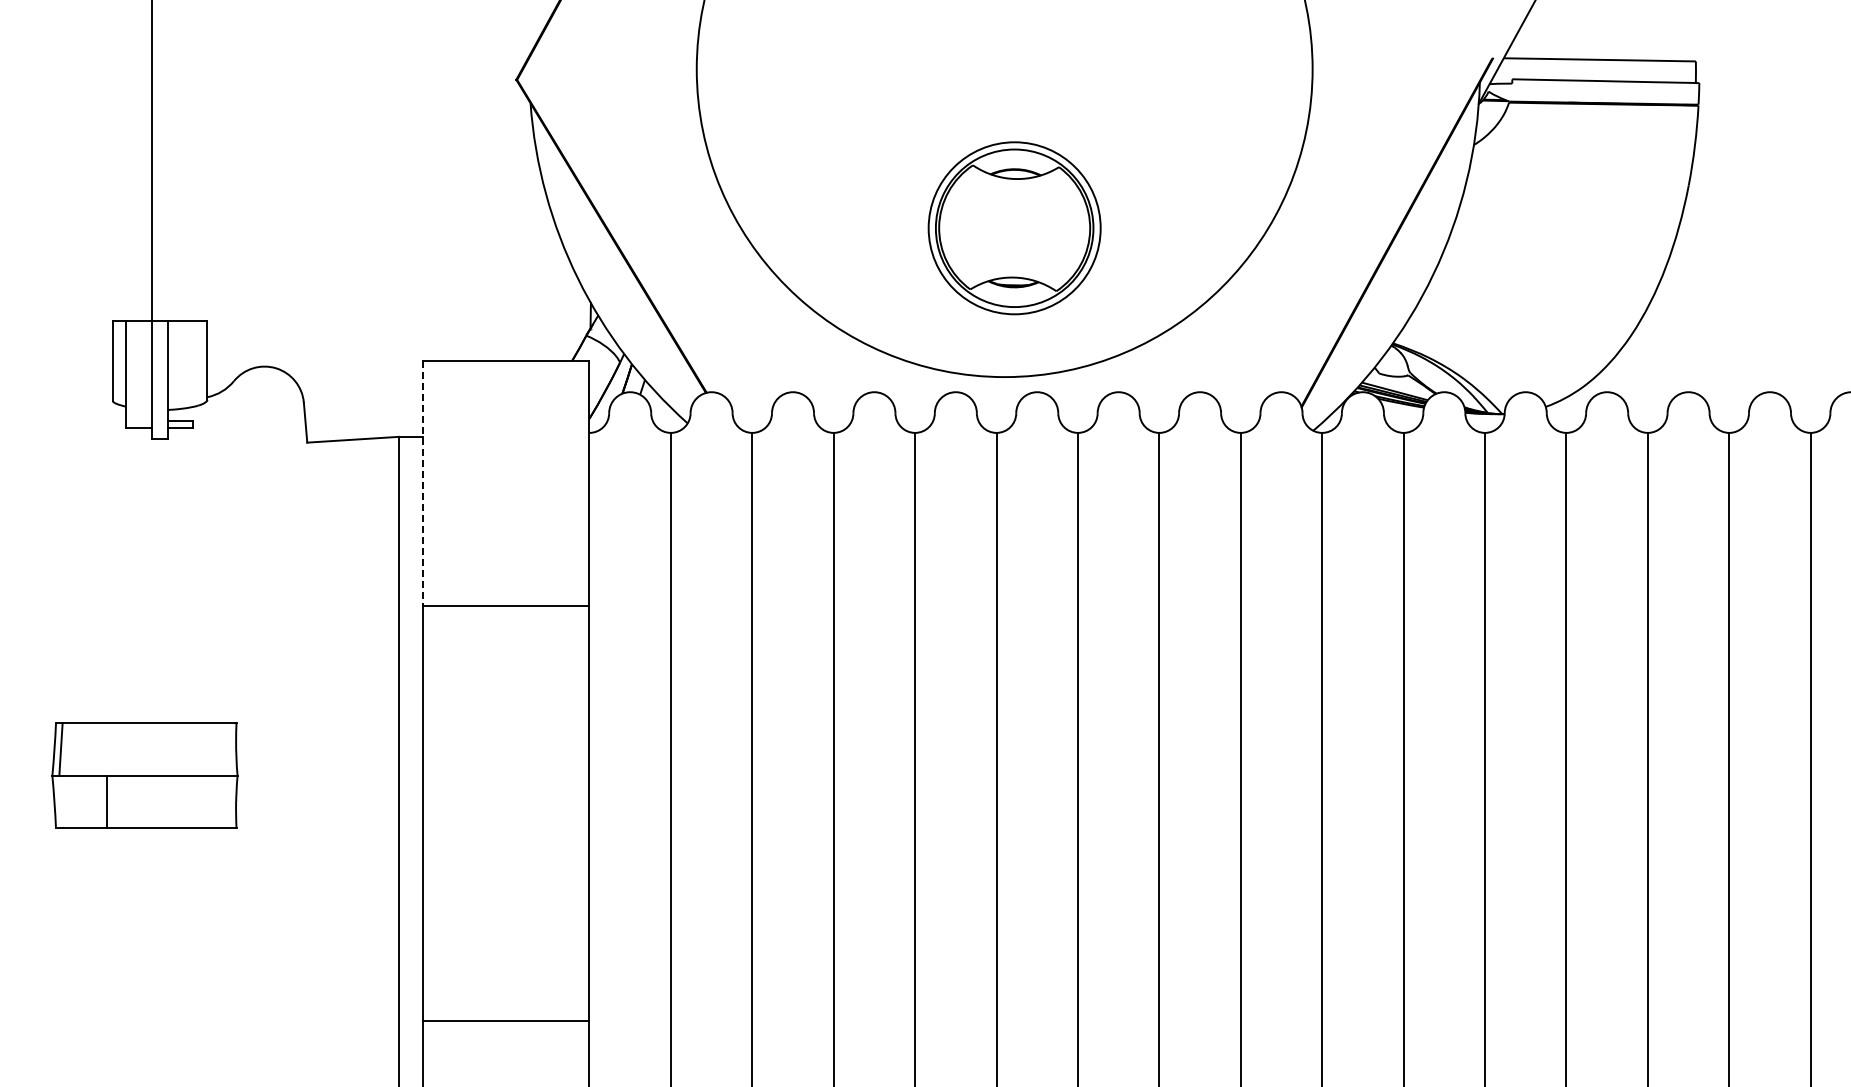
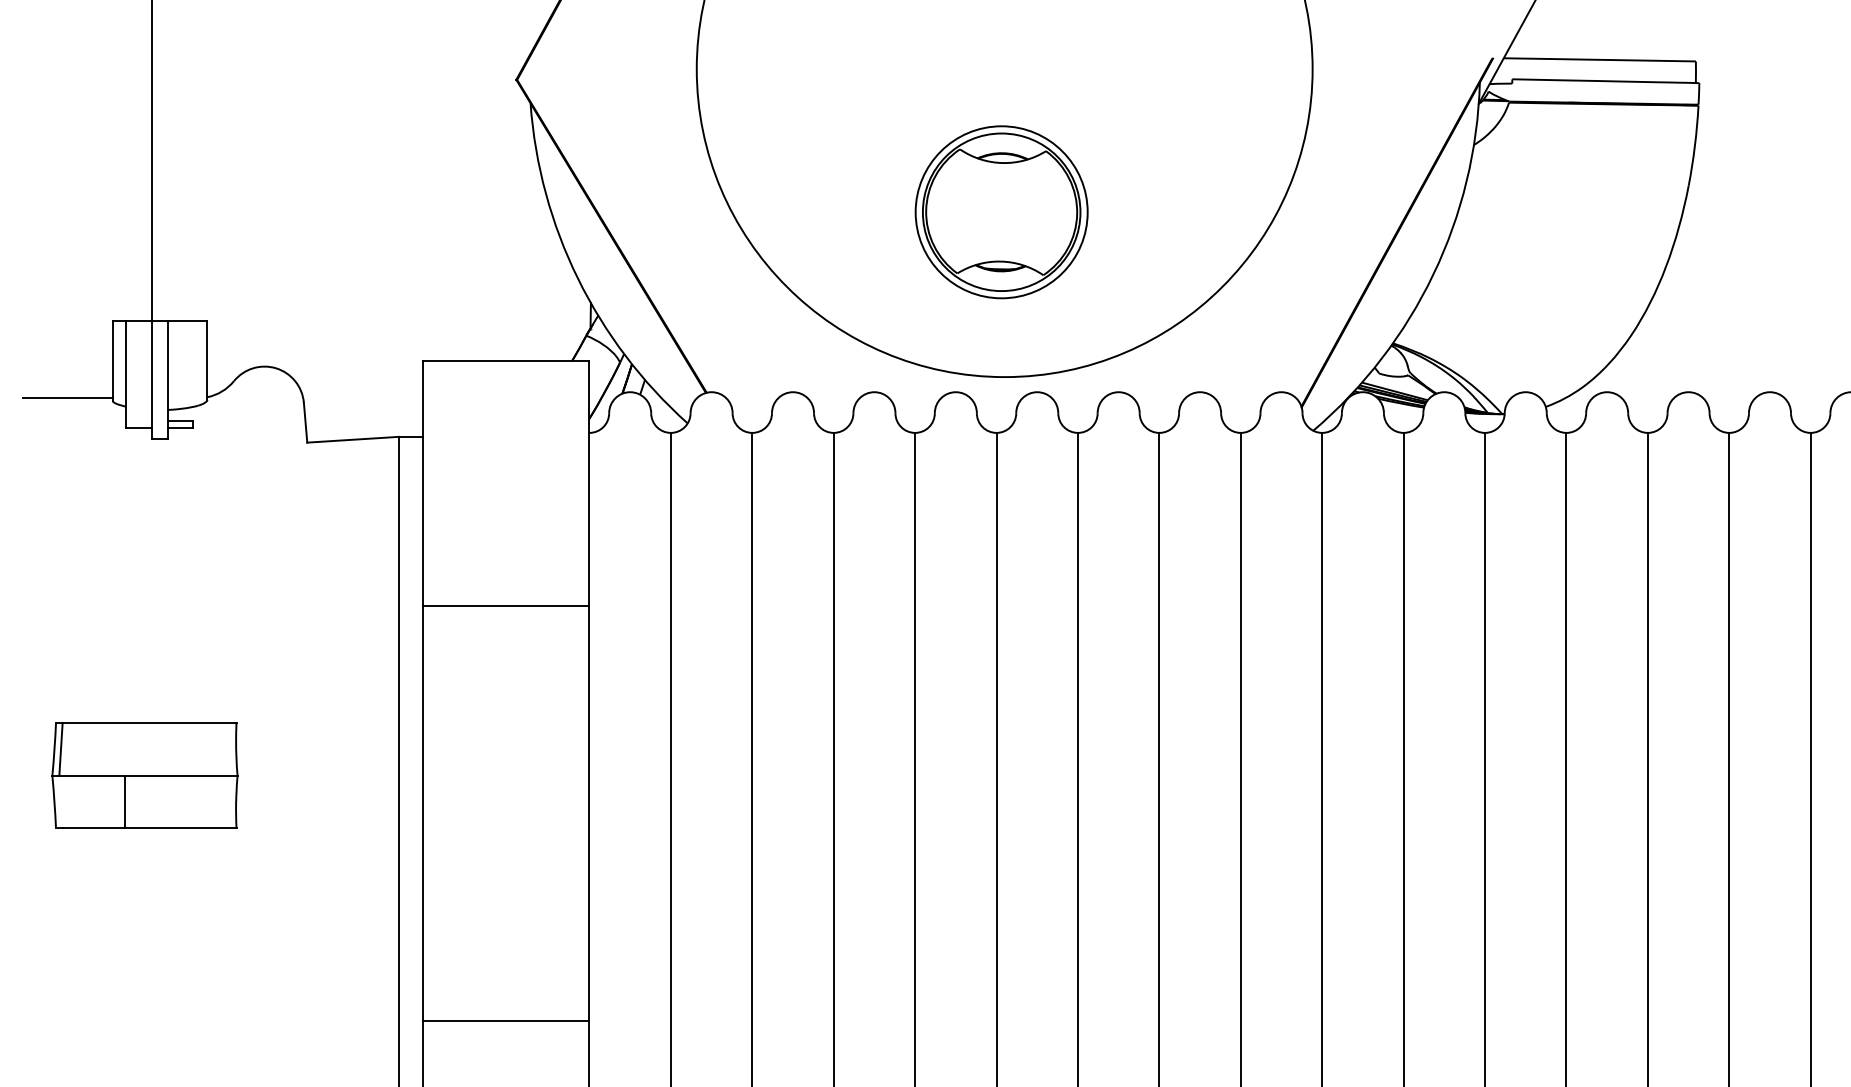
part position: (1014, 228) -> (1001, 212) (1001, 212)
line: none -> present (67, 398)
line: dashed -> solid (422, 483)
line position: (106, 801) -> (124, 801) (124, 801)
